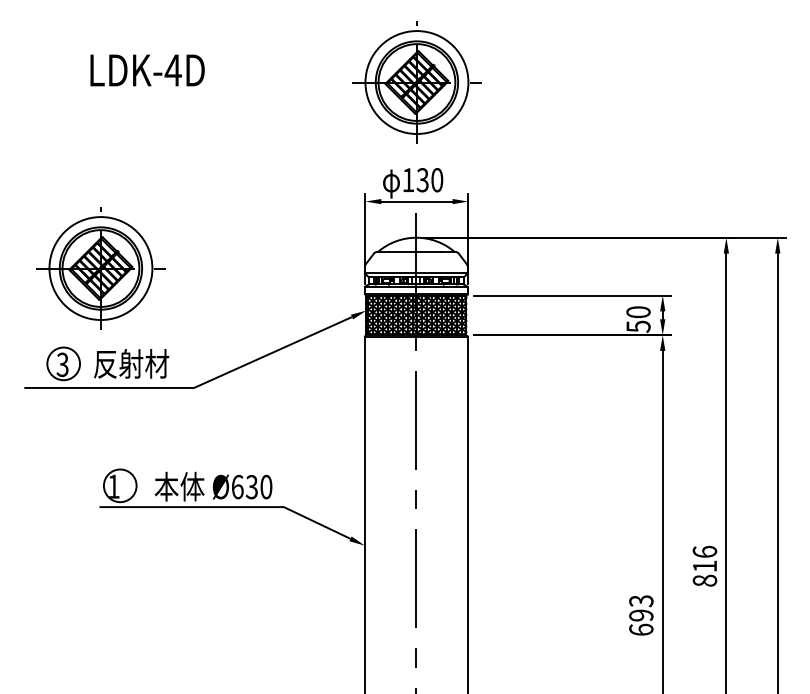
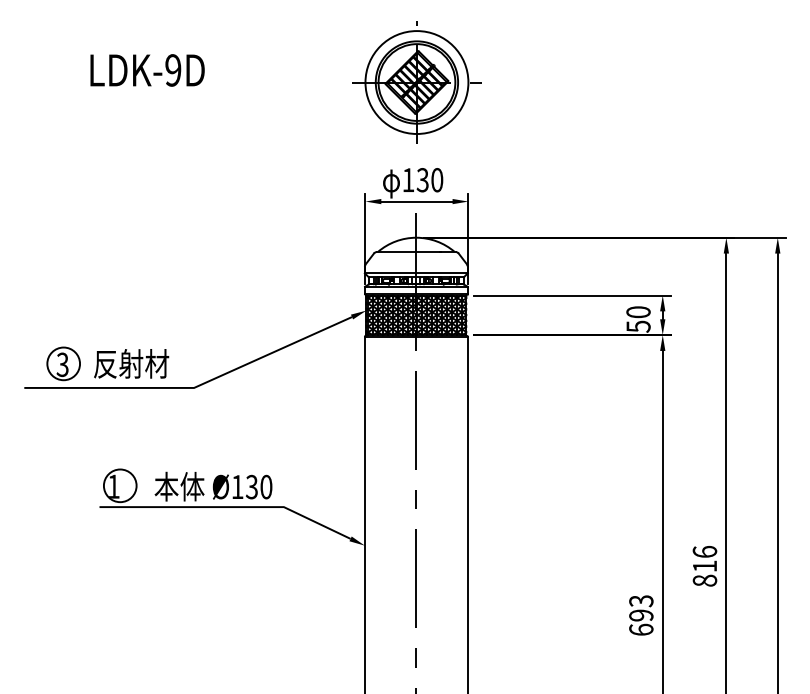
text: LDK-4D -> LDK-9D (172, 70)
part: present -> none (100, 268)
text: Ø630 -> Ø130 (237, 486)
